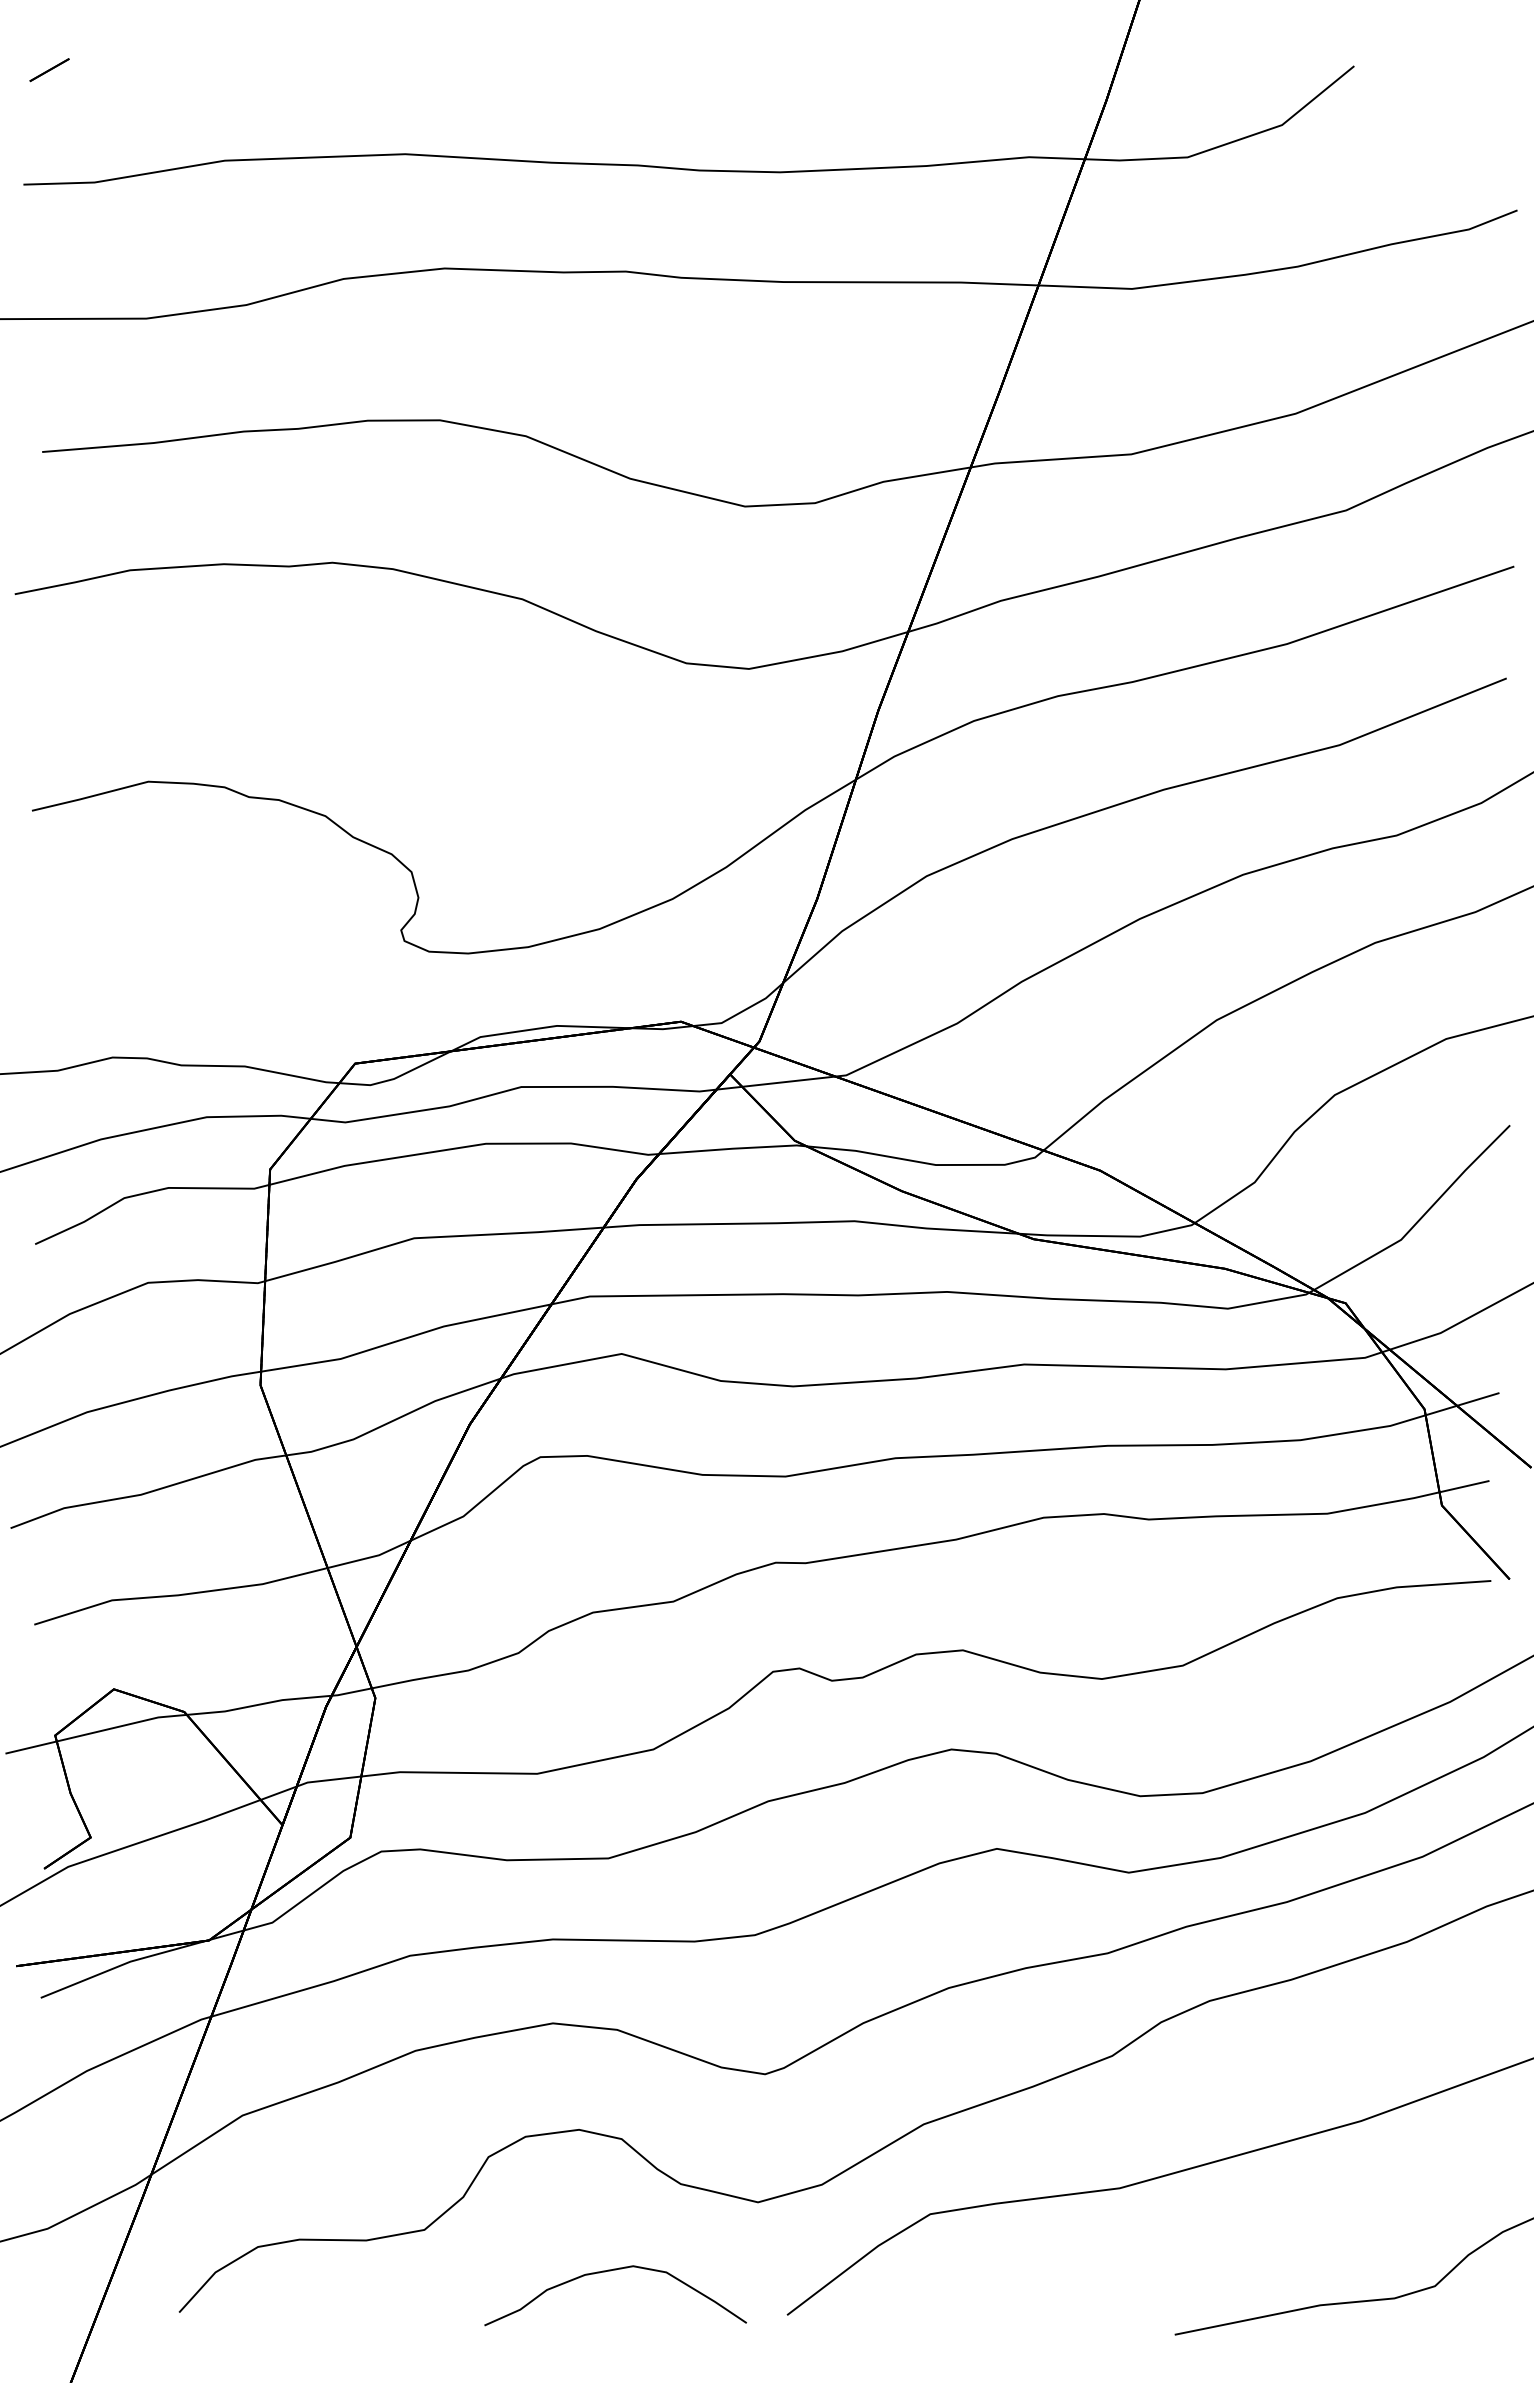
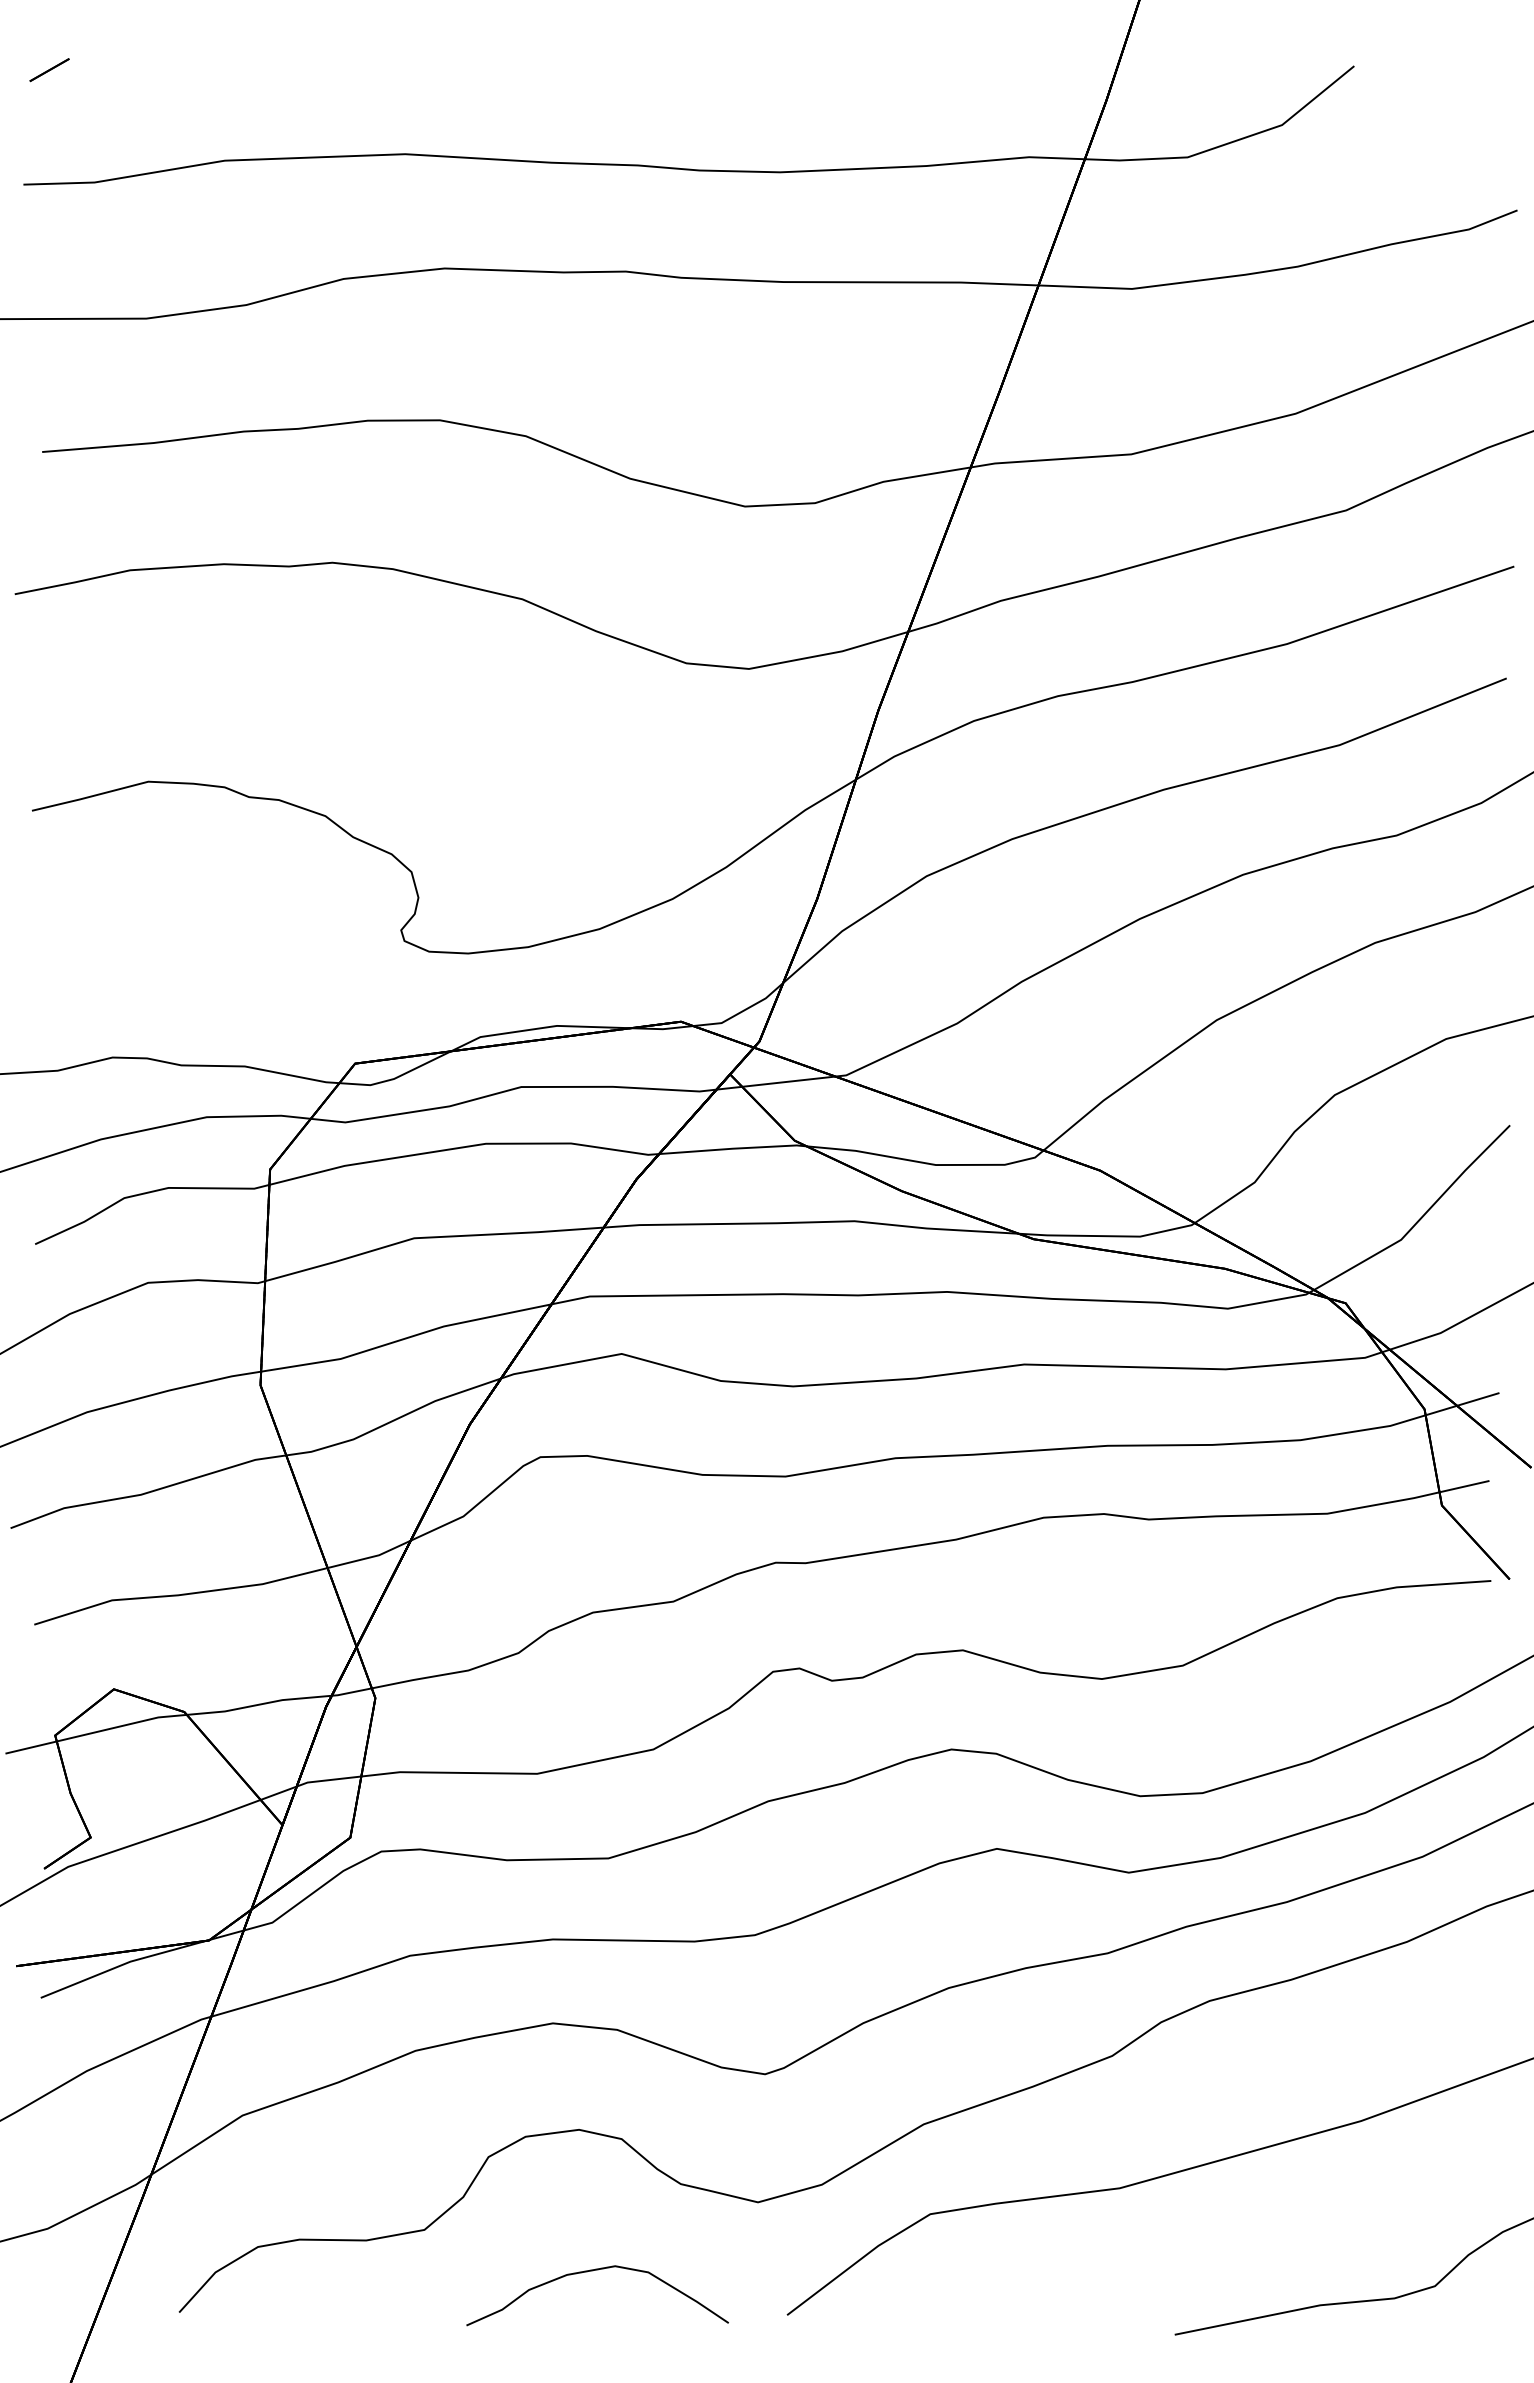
curve position: (610, 2271) -> (592, 2271) (592, 2271)
